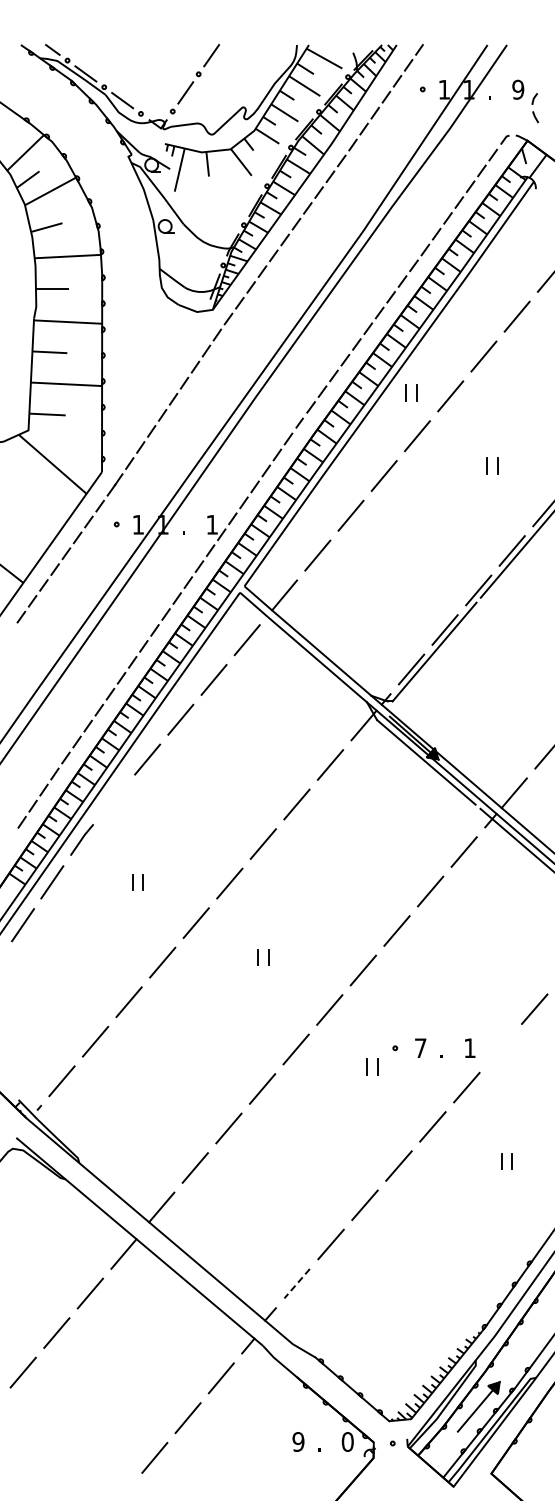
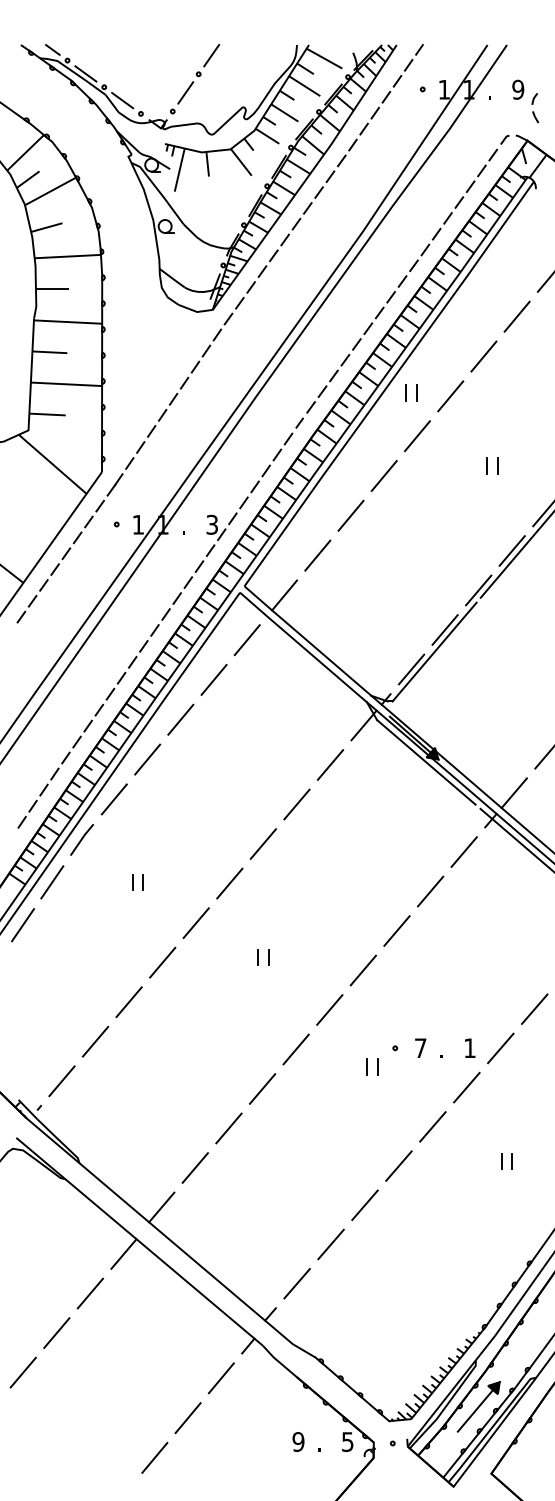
text: 1 -> 3 (211, 524)
line: none -> present (113, 799)
line: none -> present (500, 1048)
line: dashed -> solid (296, 1284)
text: 0 -> 5 (347, 1441)
